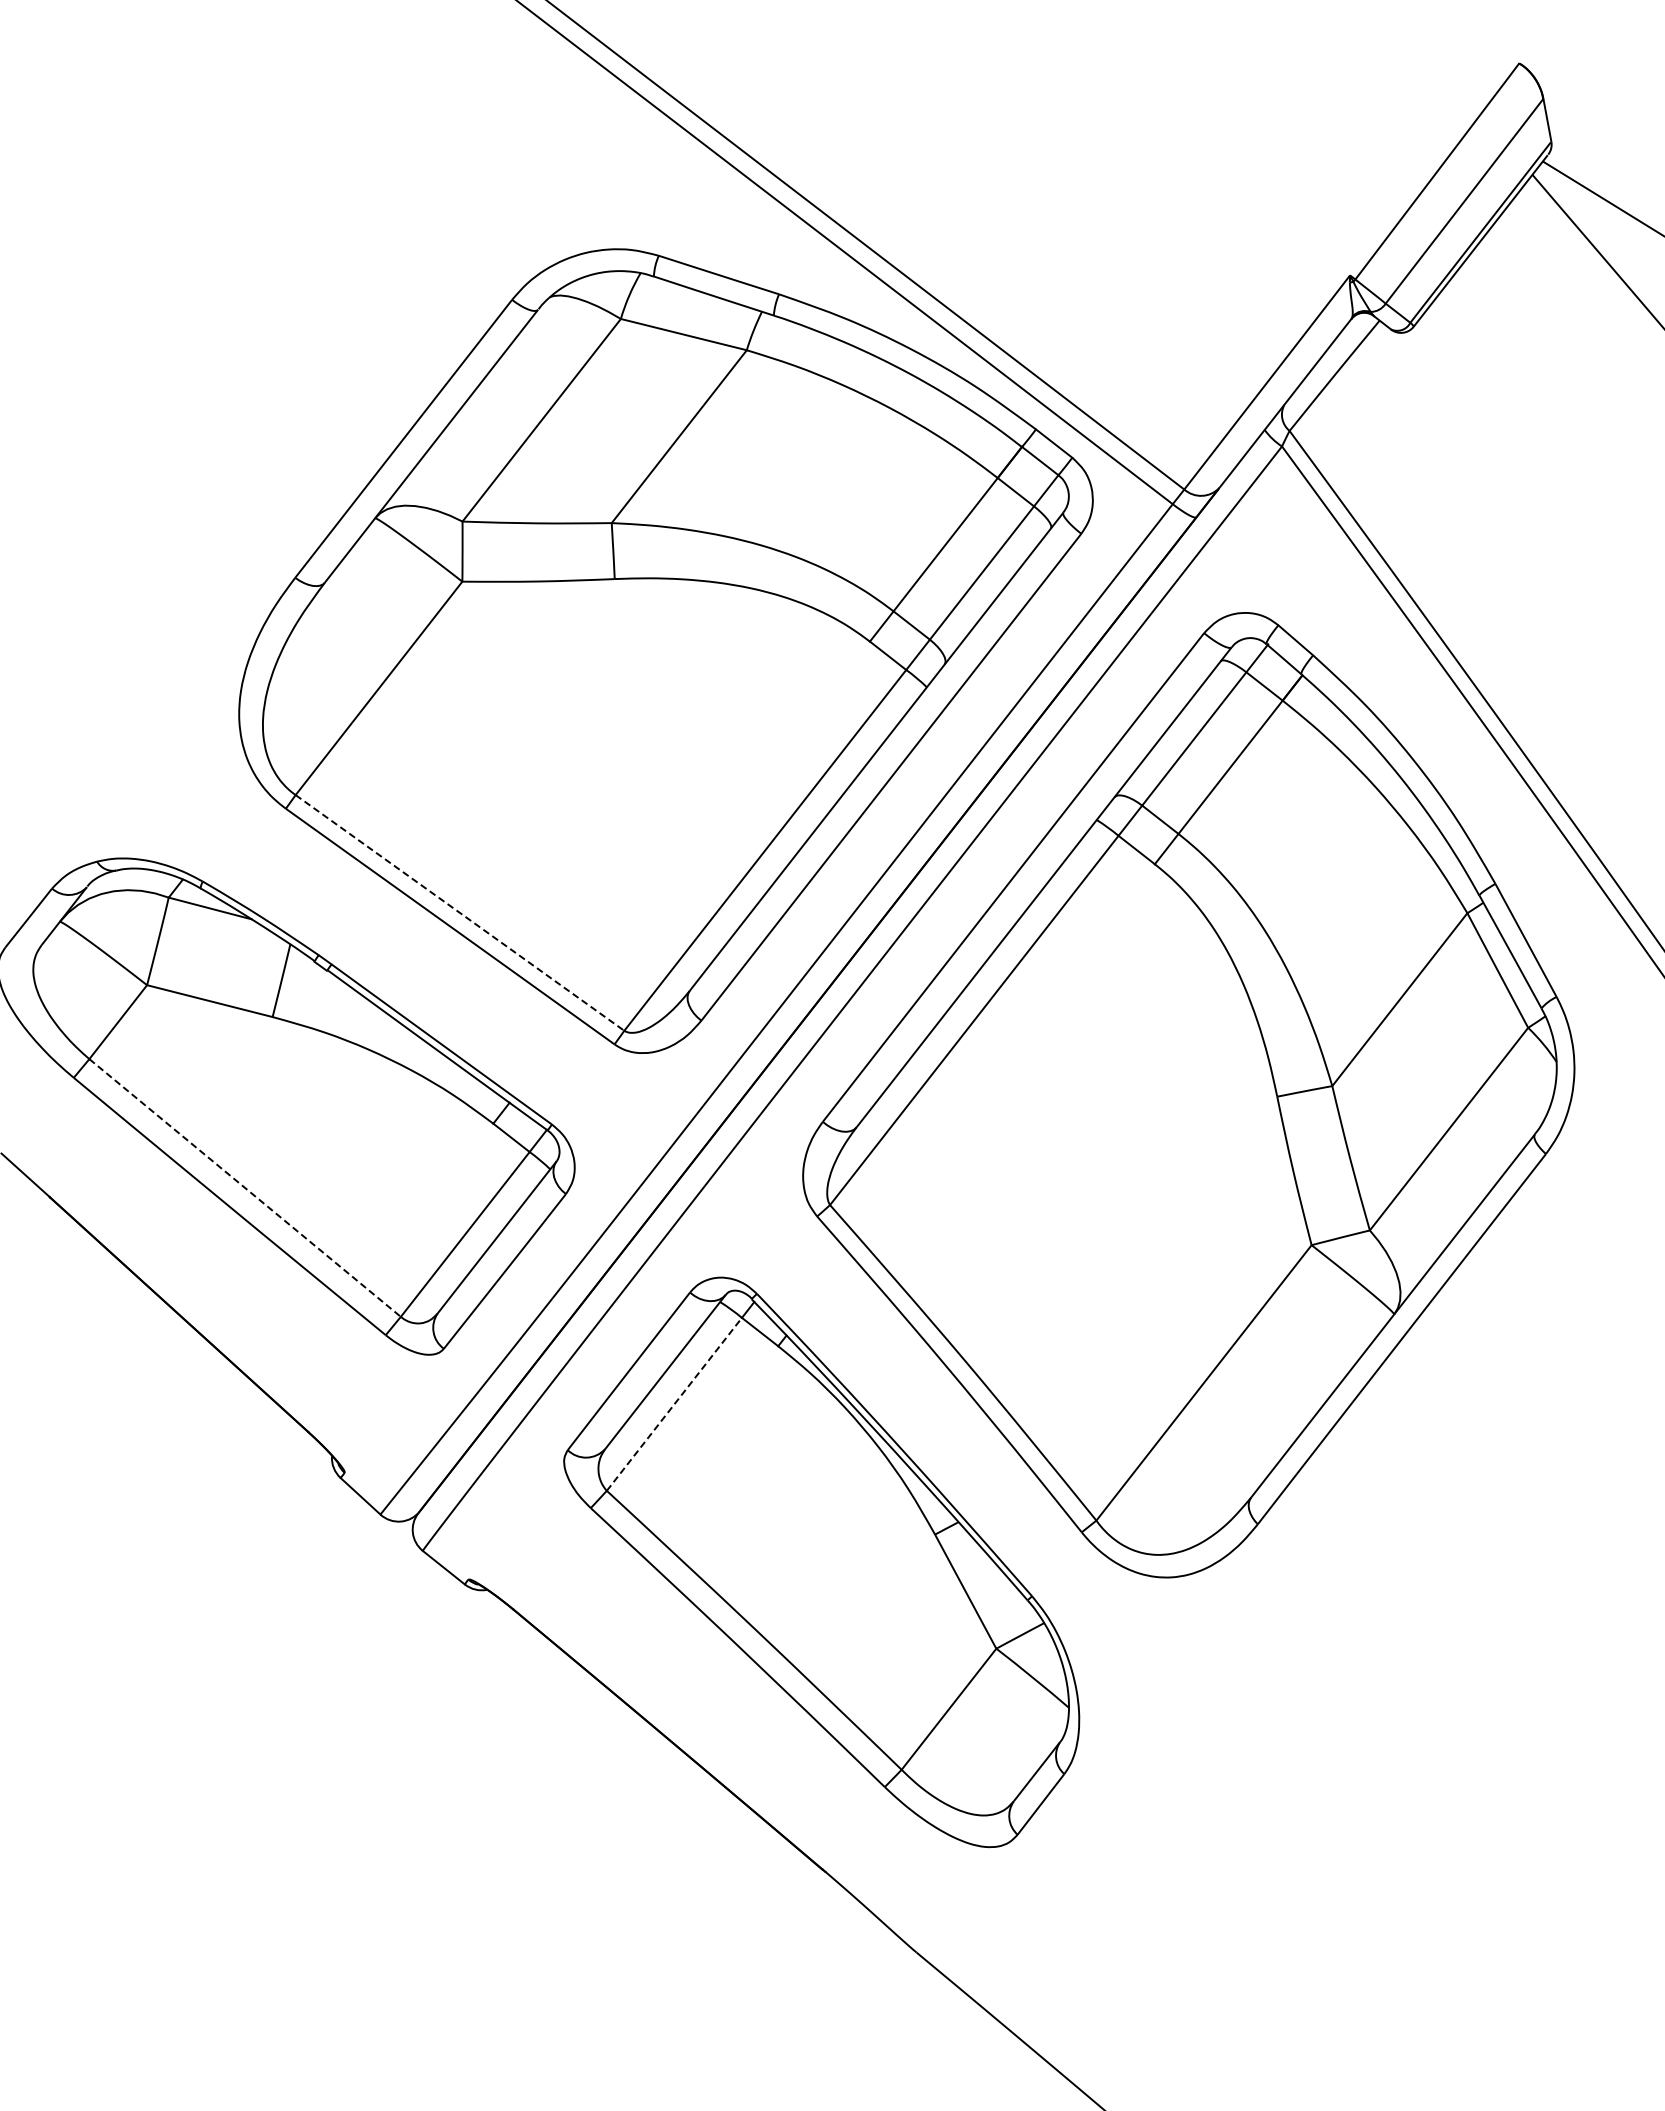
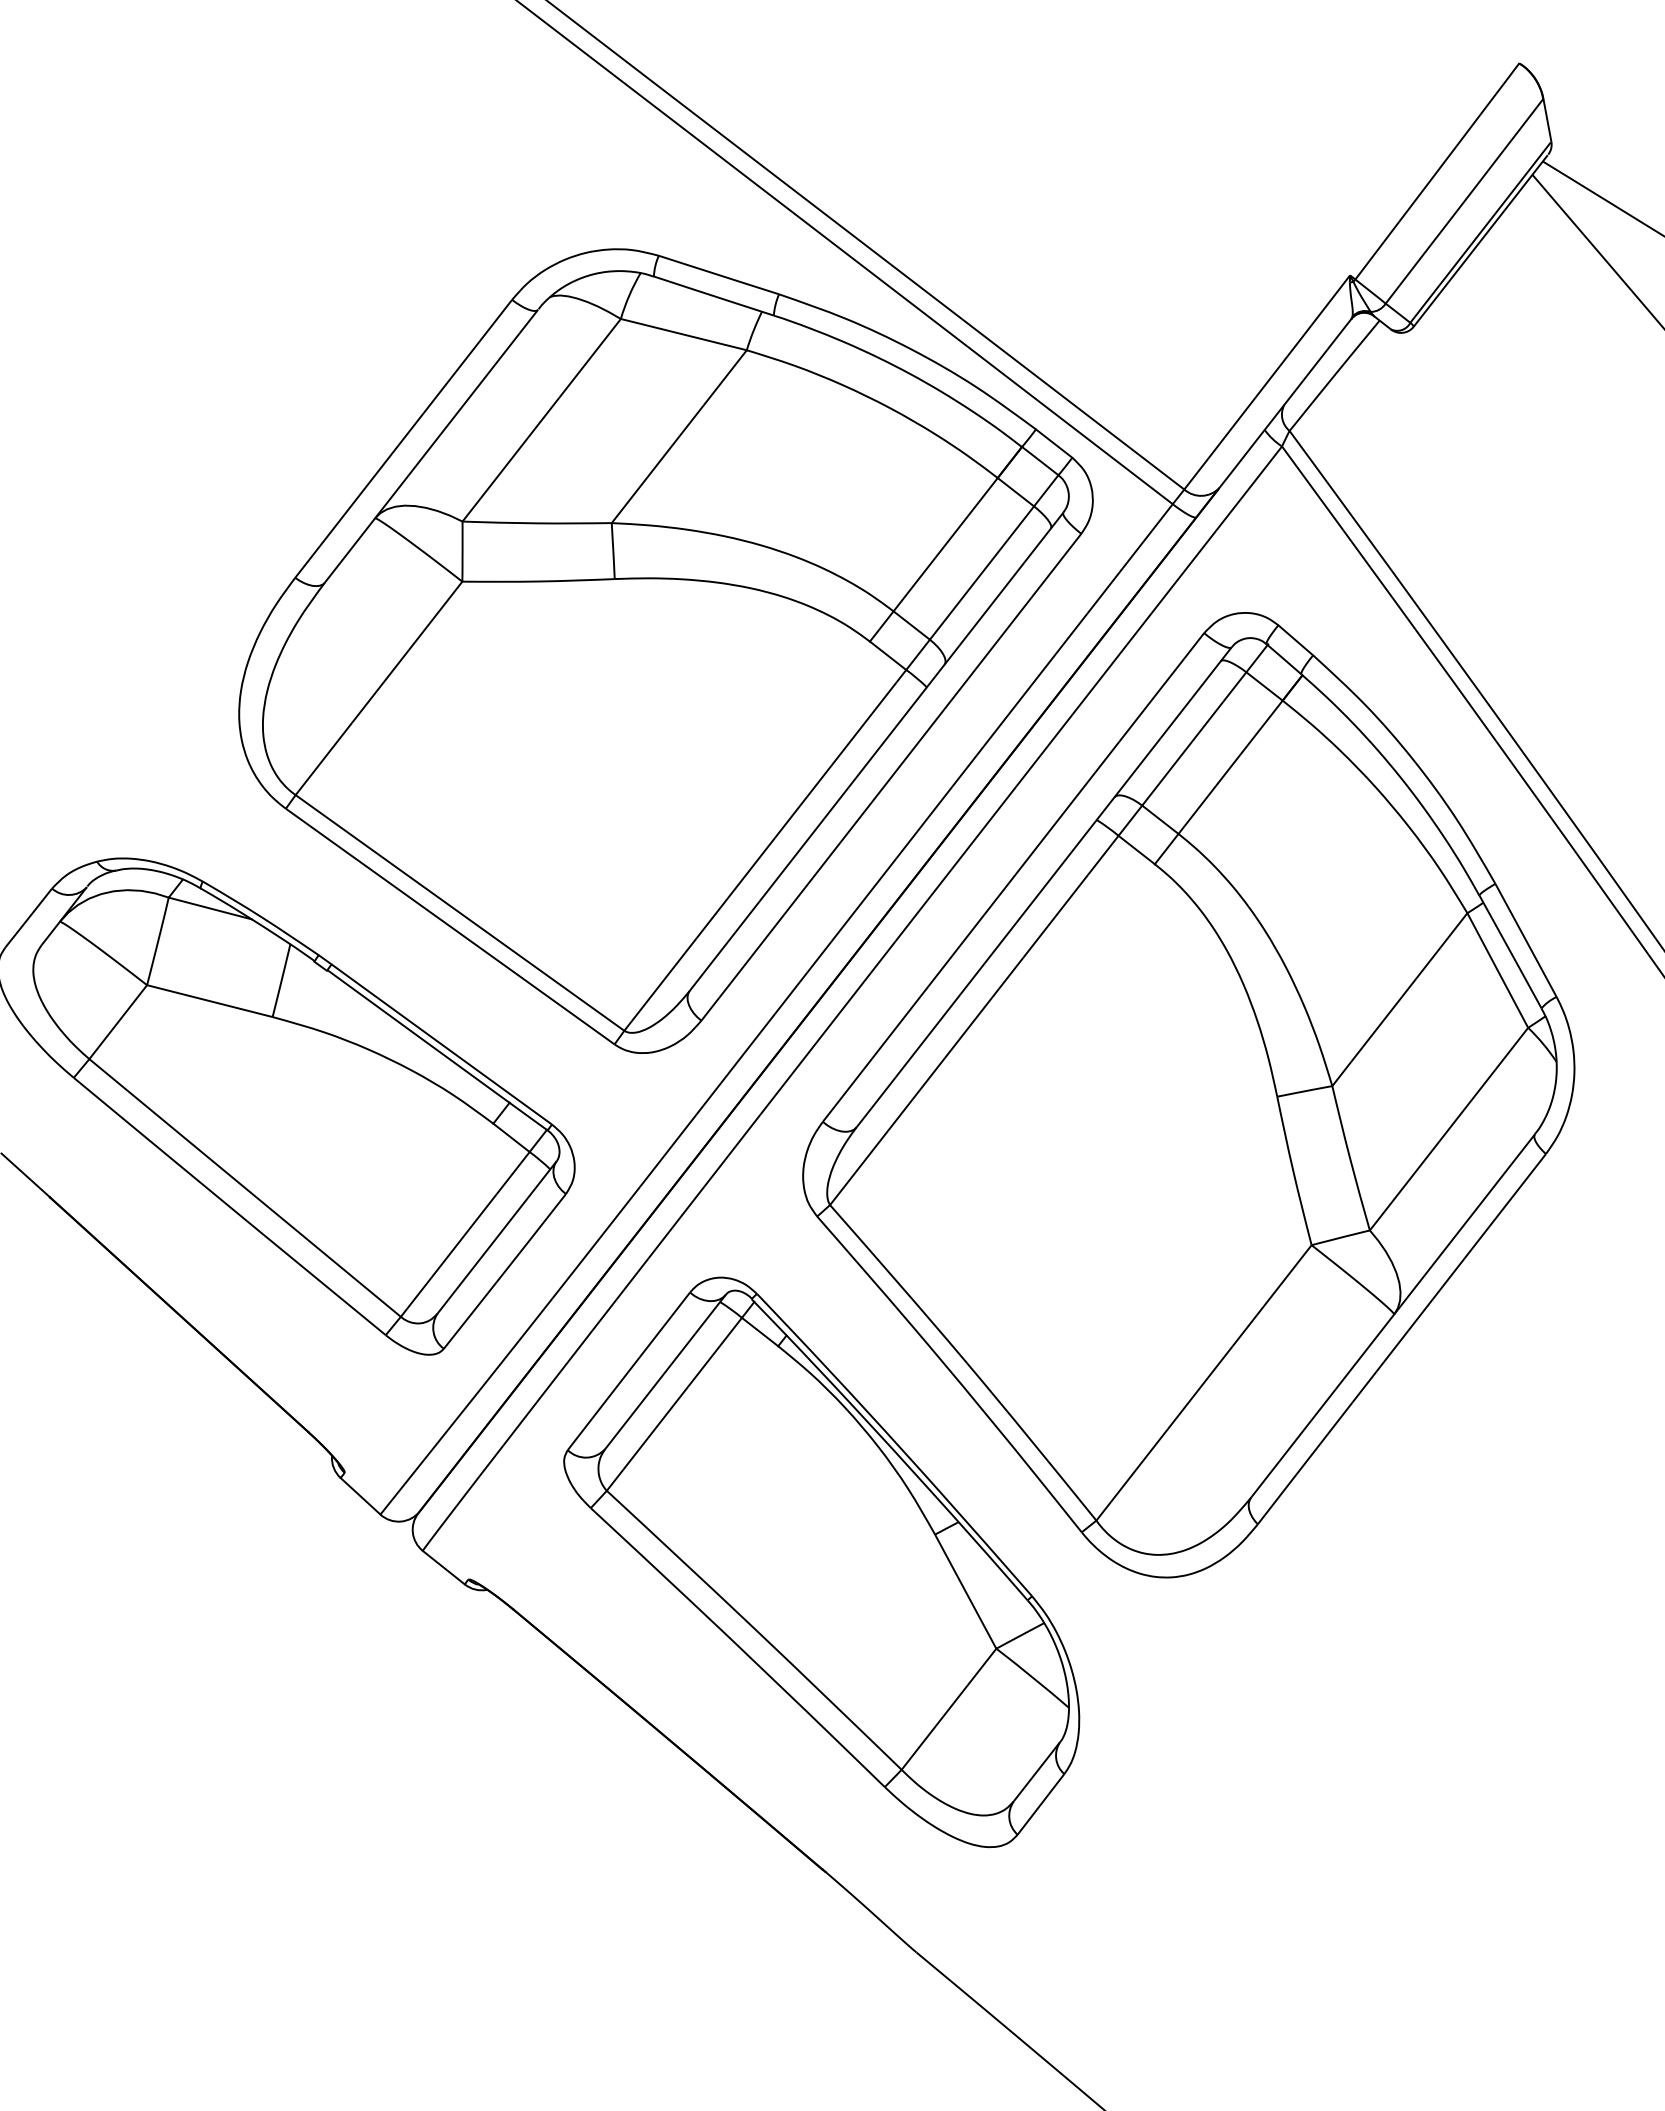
line: dashed -> solid (460, 913)
line: dashed -> solid (245, 1188)
line: dashed -> solid (674, 1404)
